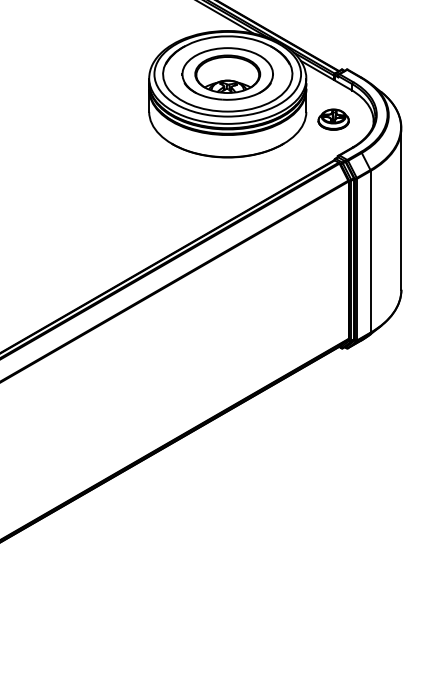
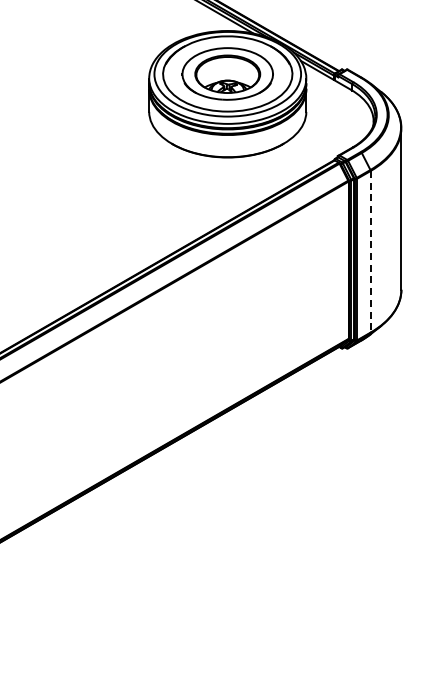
part: present -> none (333, 119)
line: solid -> dashed (370, 251)
